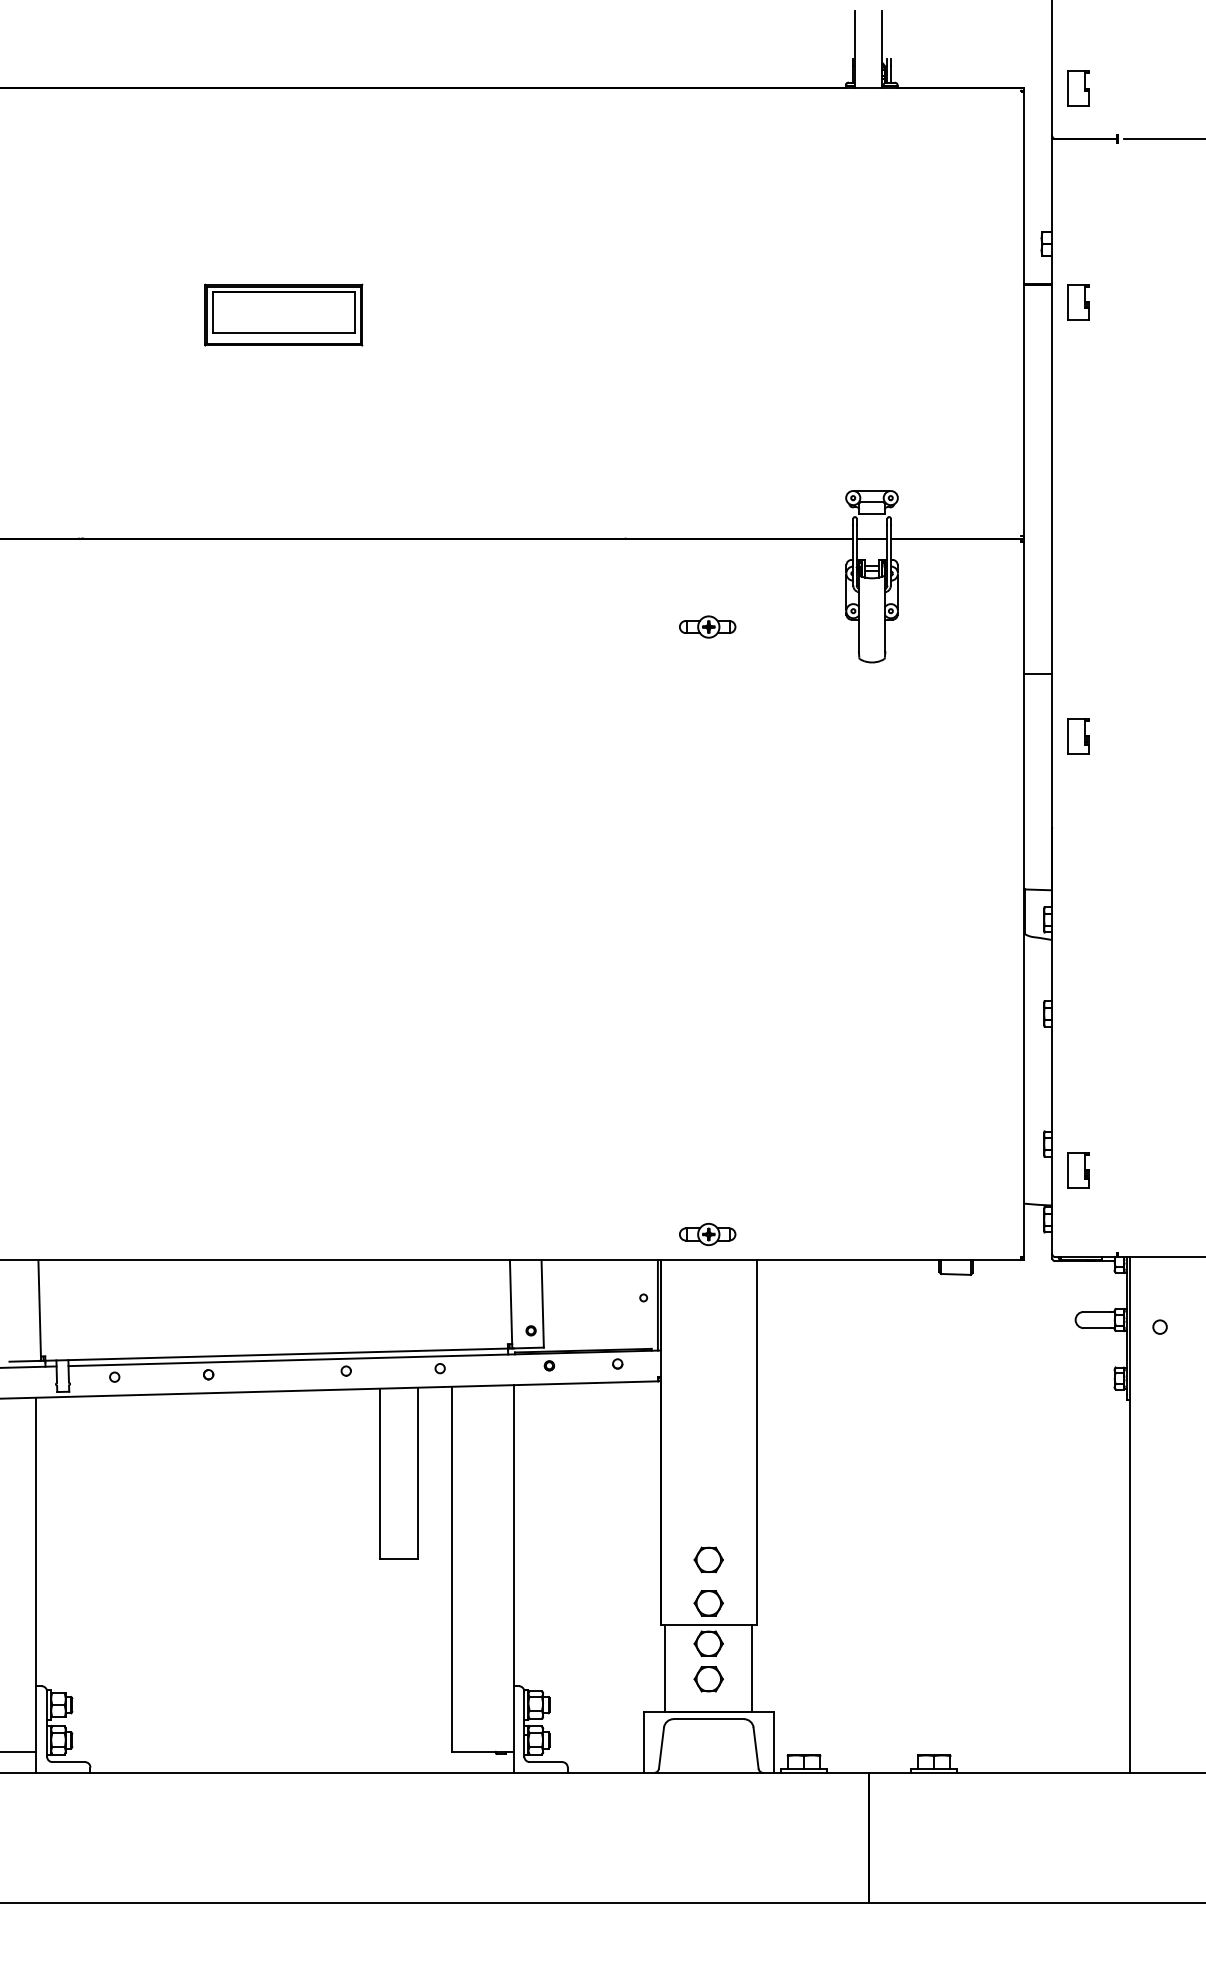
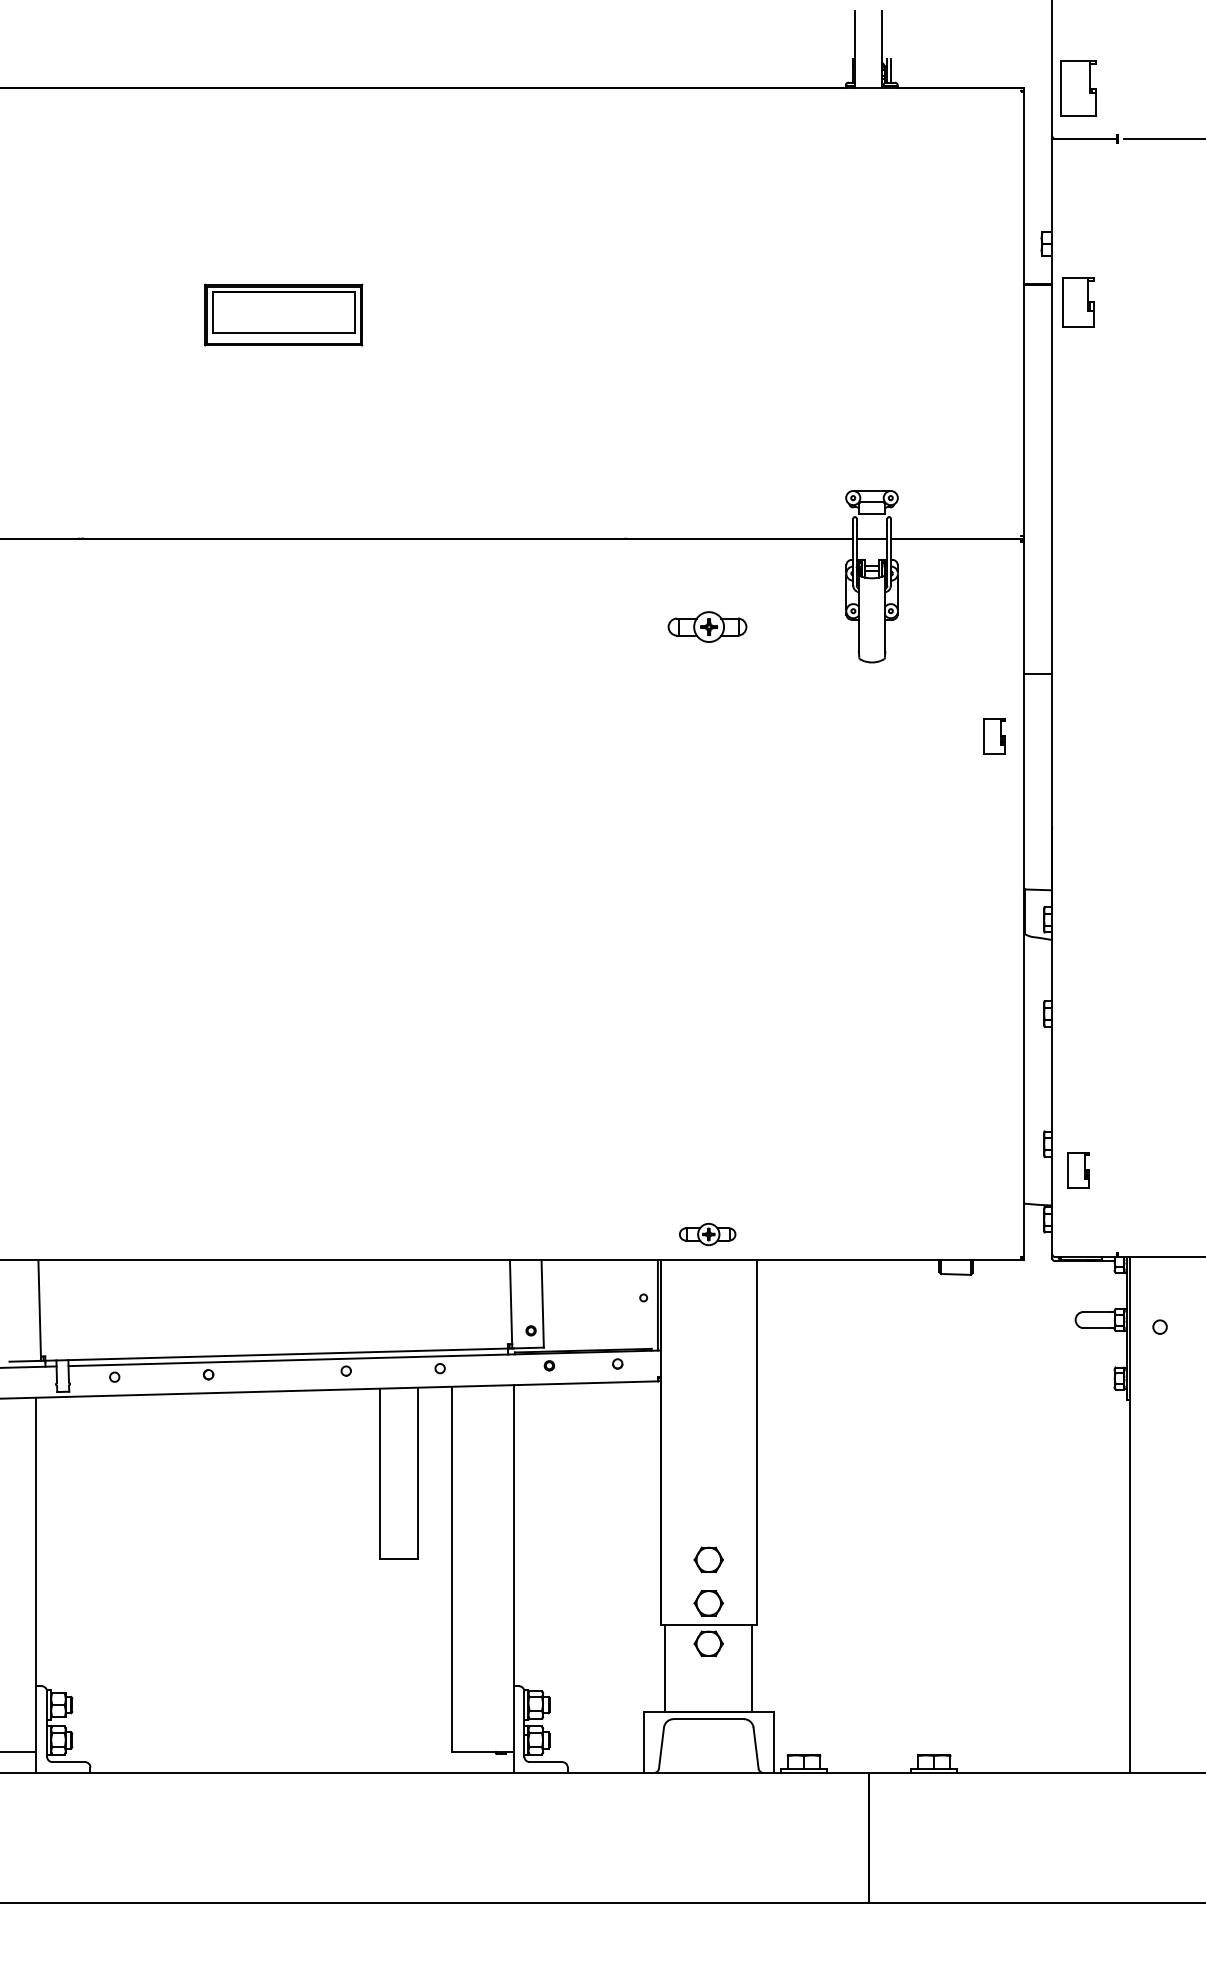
part size: 23x37 px -> 37x57 px (1078, 88)
part size: 23x37 px -> 33x51 px (1078, 302)
part size: 58x24 px -> 81x32 px (707, 626)
part position: (1078, 736) -> (994, 736) (994, 736)
part: present -> none (708, 1679)
